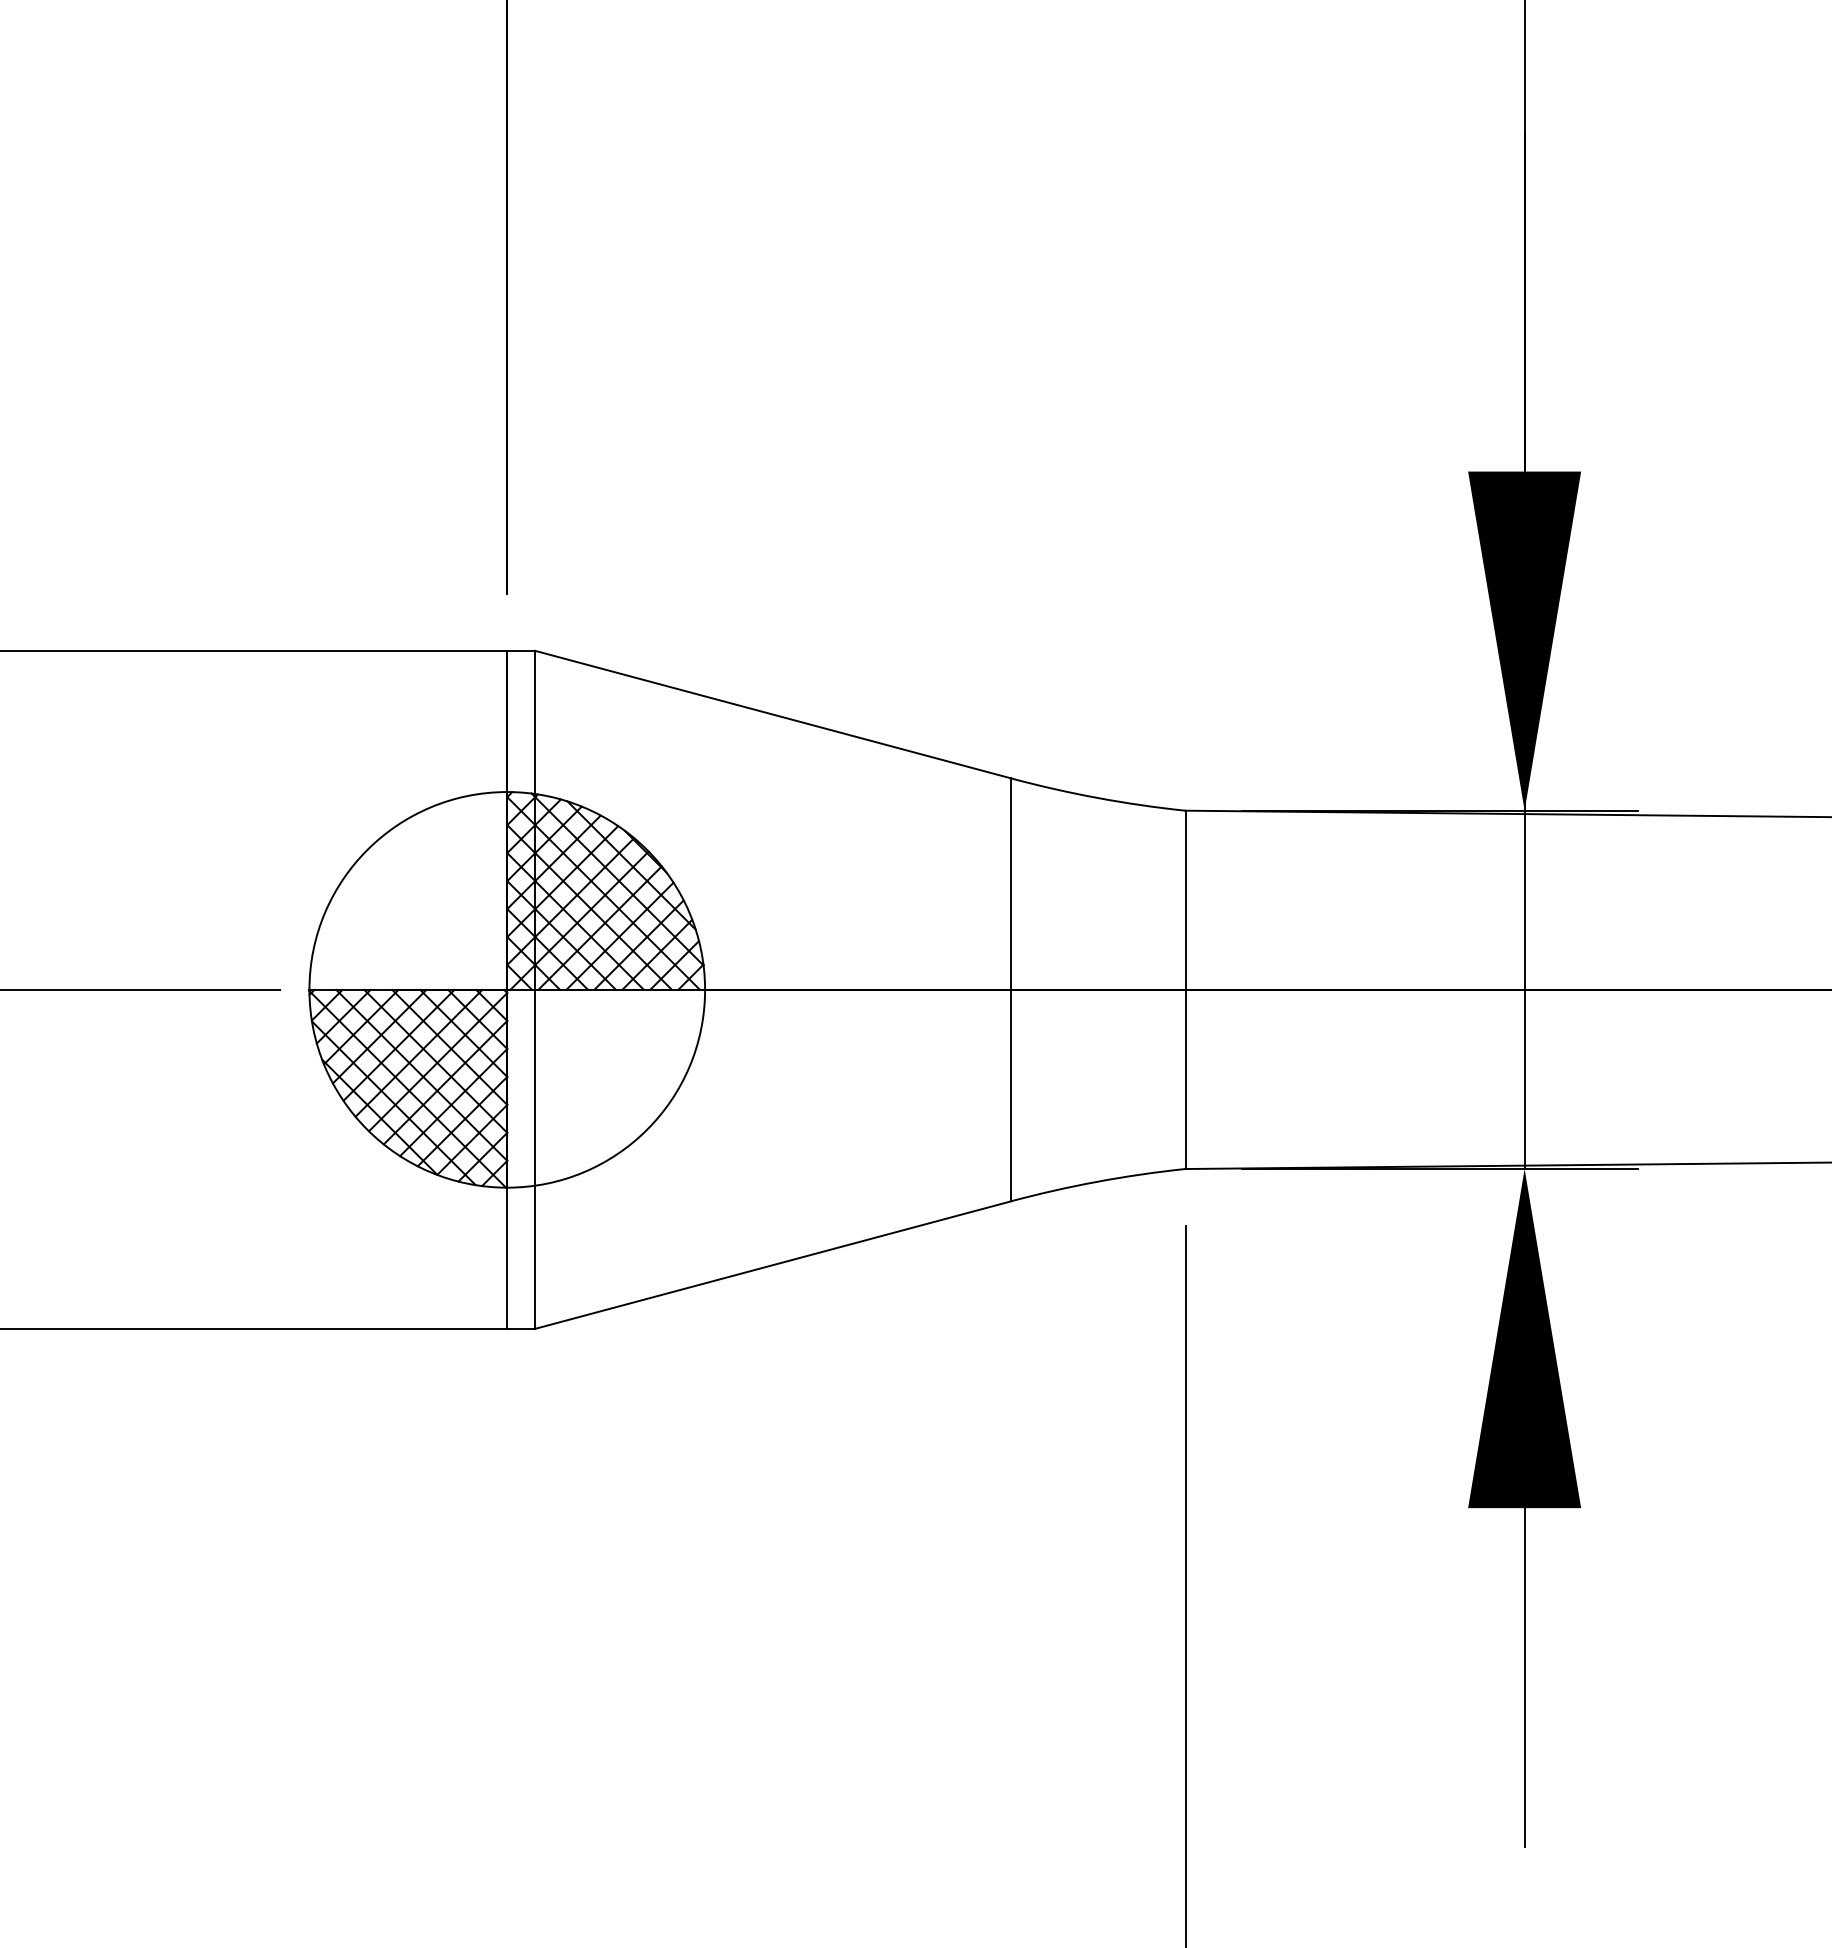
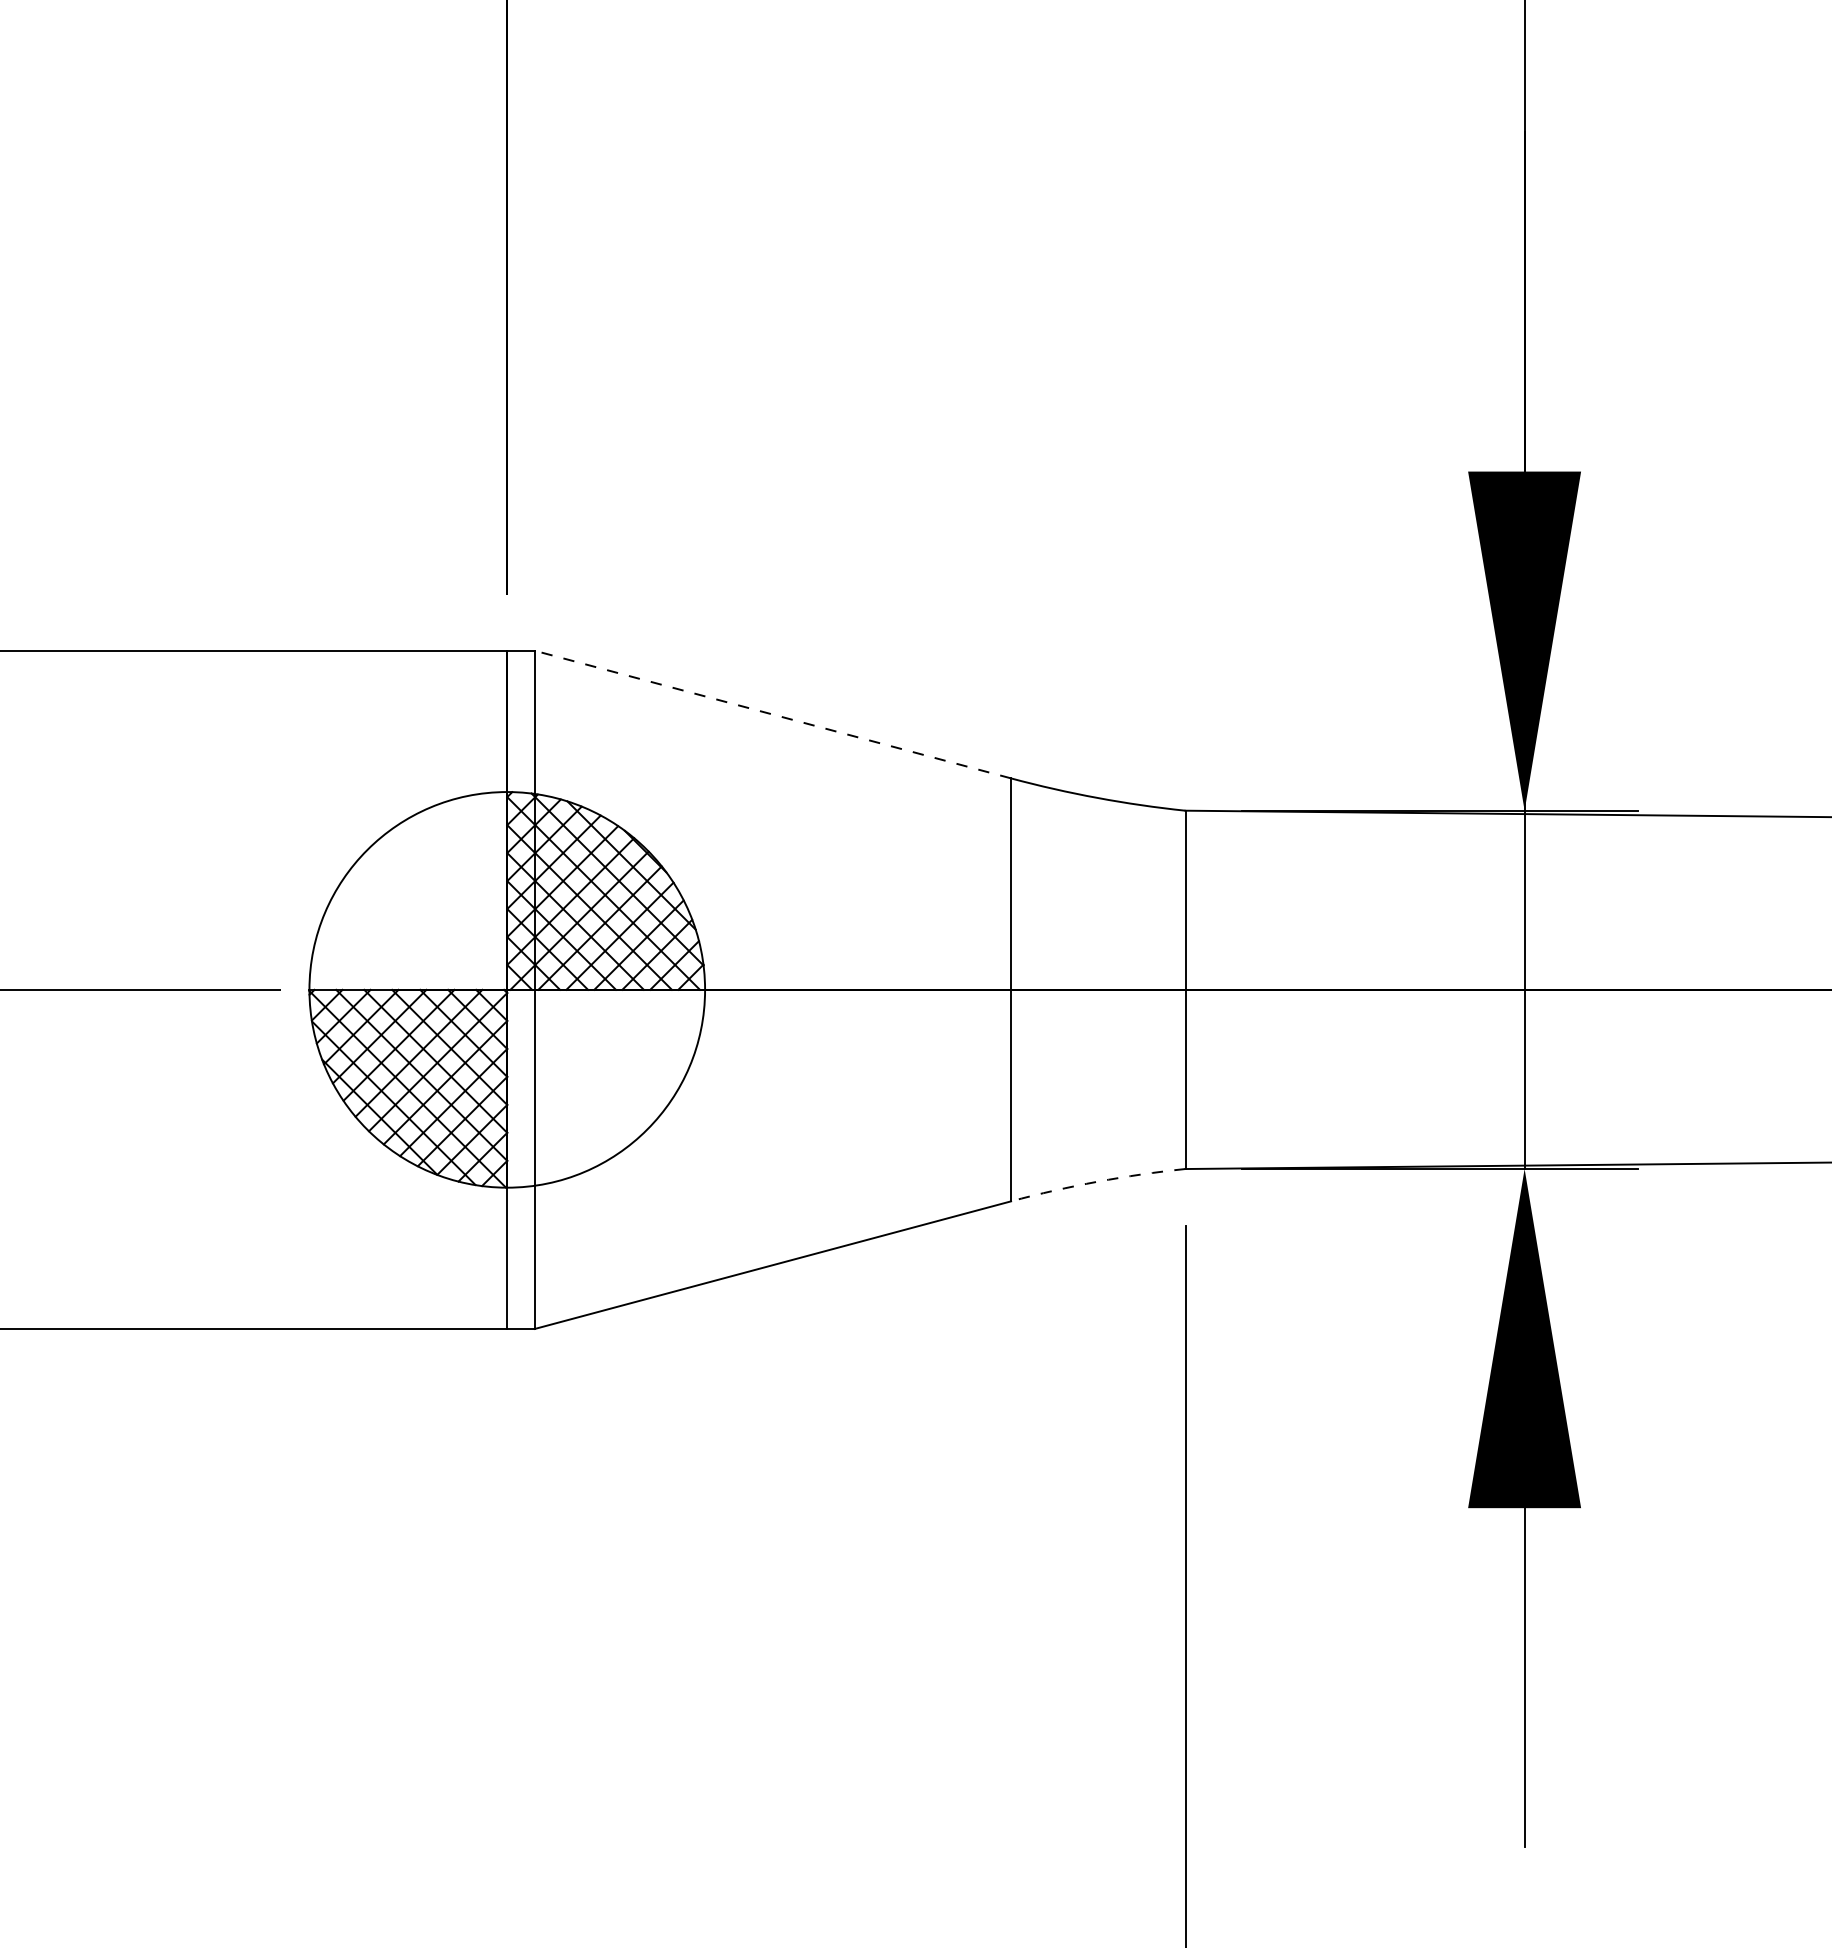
line: solid -> dashed (772, 714)
arc: solid -> dashed (1097, 1181)
